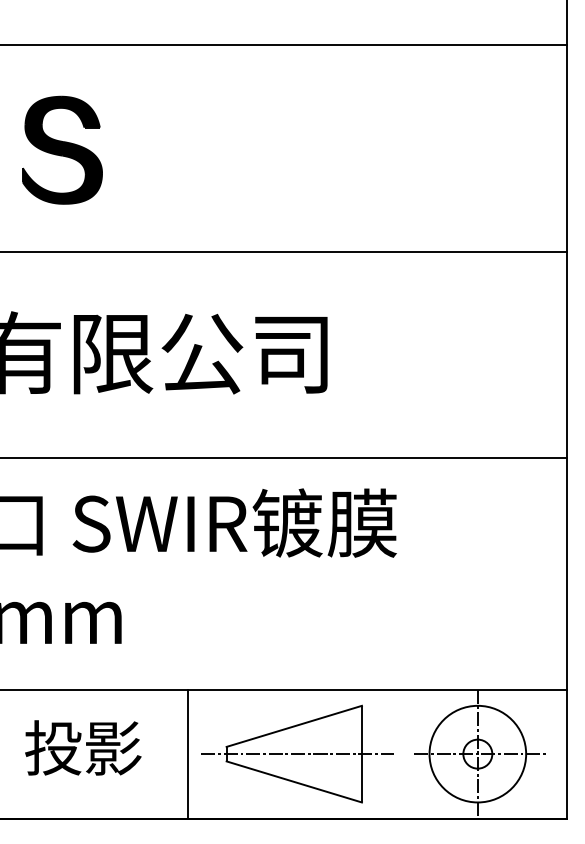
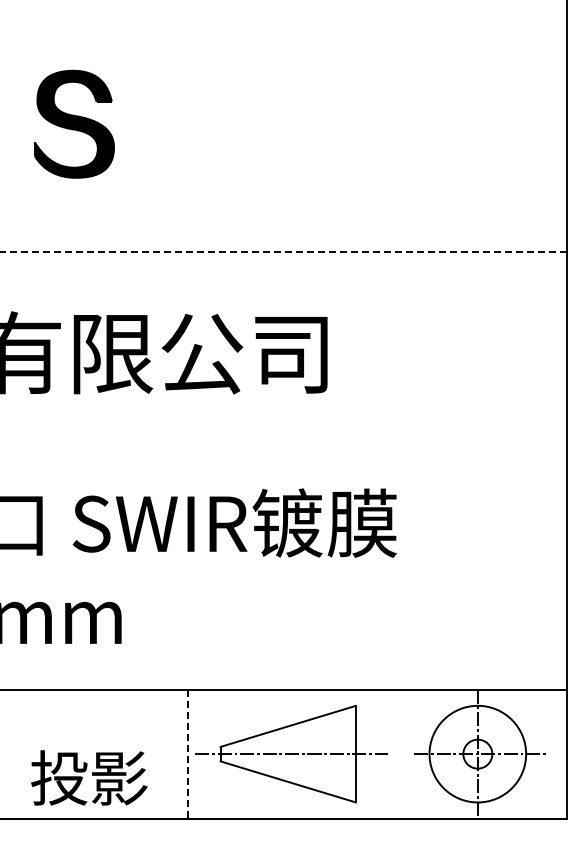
line: present -> none (284, 45)
part position: (62, 149) -> (74, 123) (74, 123)
line: solid -> dashed (284, 251)
line: present -> none (284, 457)
text position: (83, 747) -> (89, 777) (89, 777)
part position: (297, 753) -> (291, 753) (291, 753)
line: solid -> dashed (187, 754)
